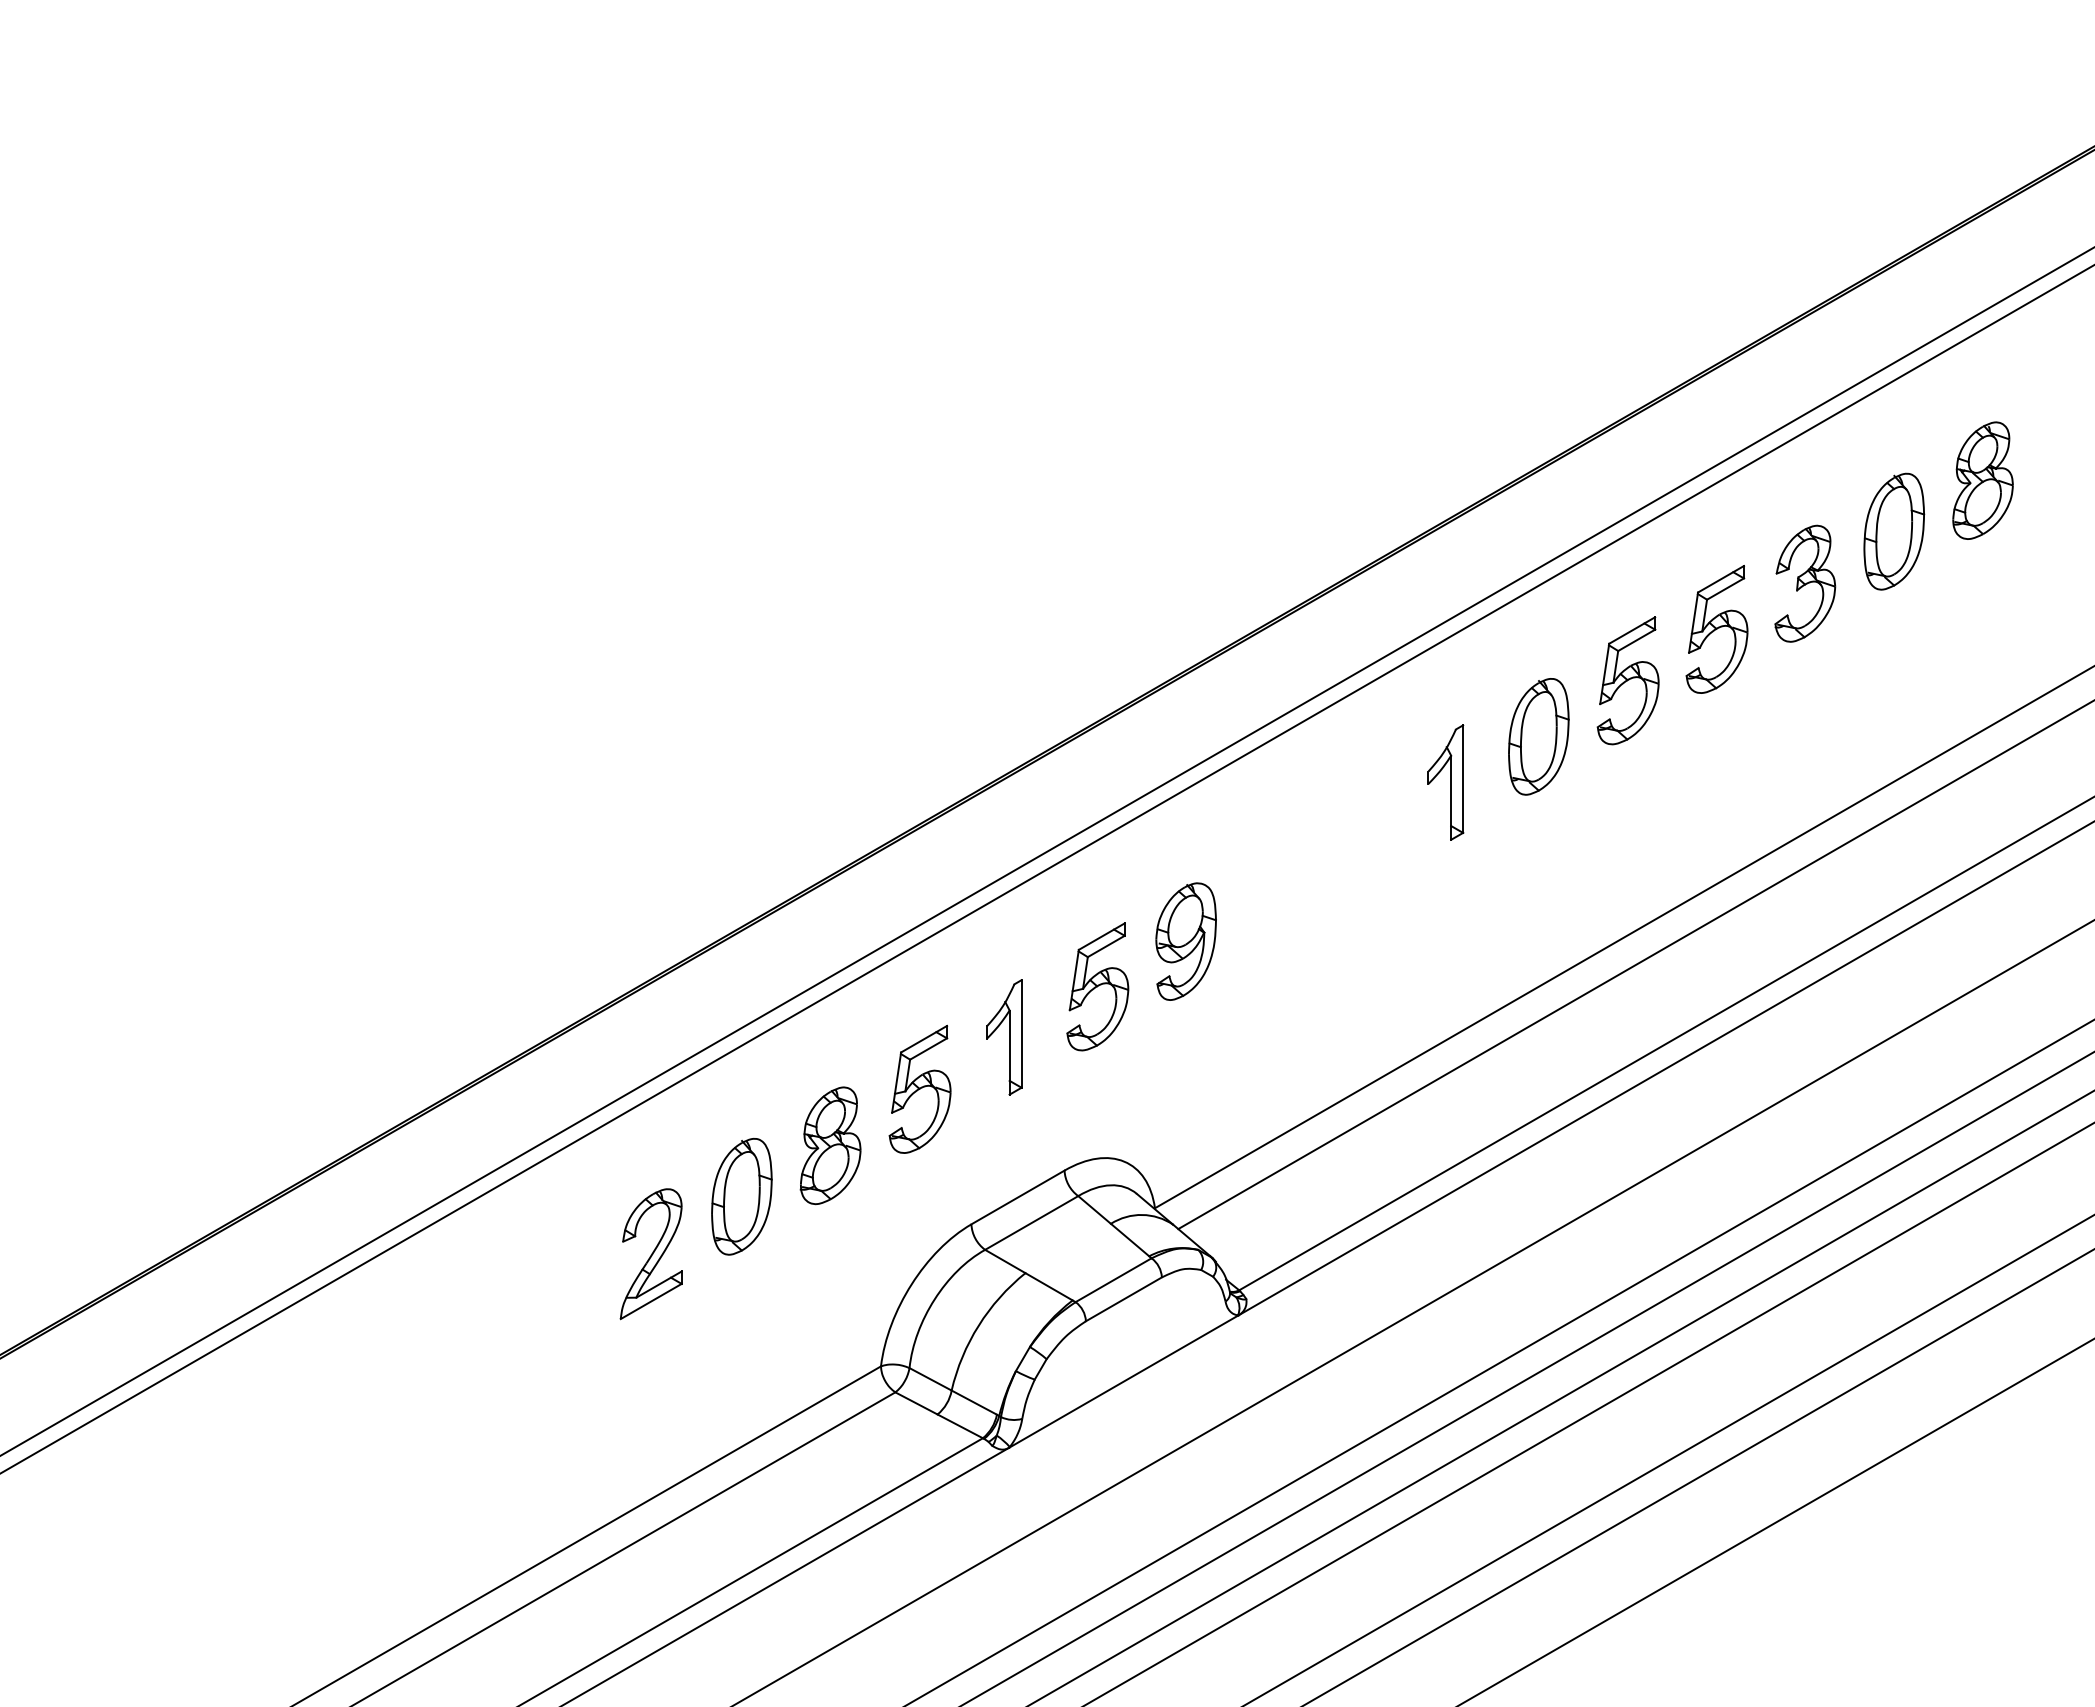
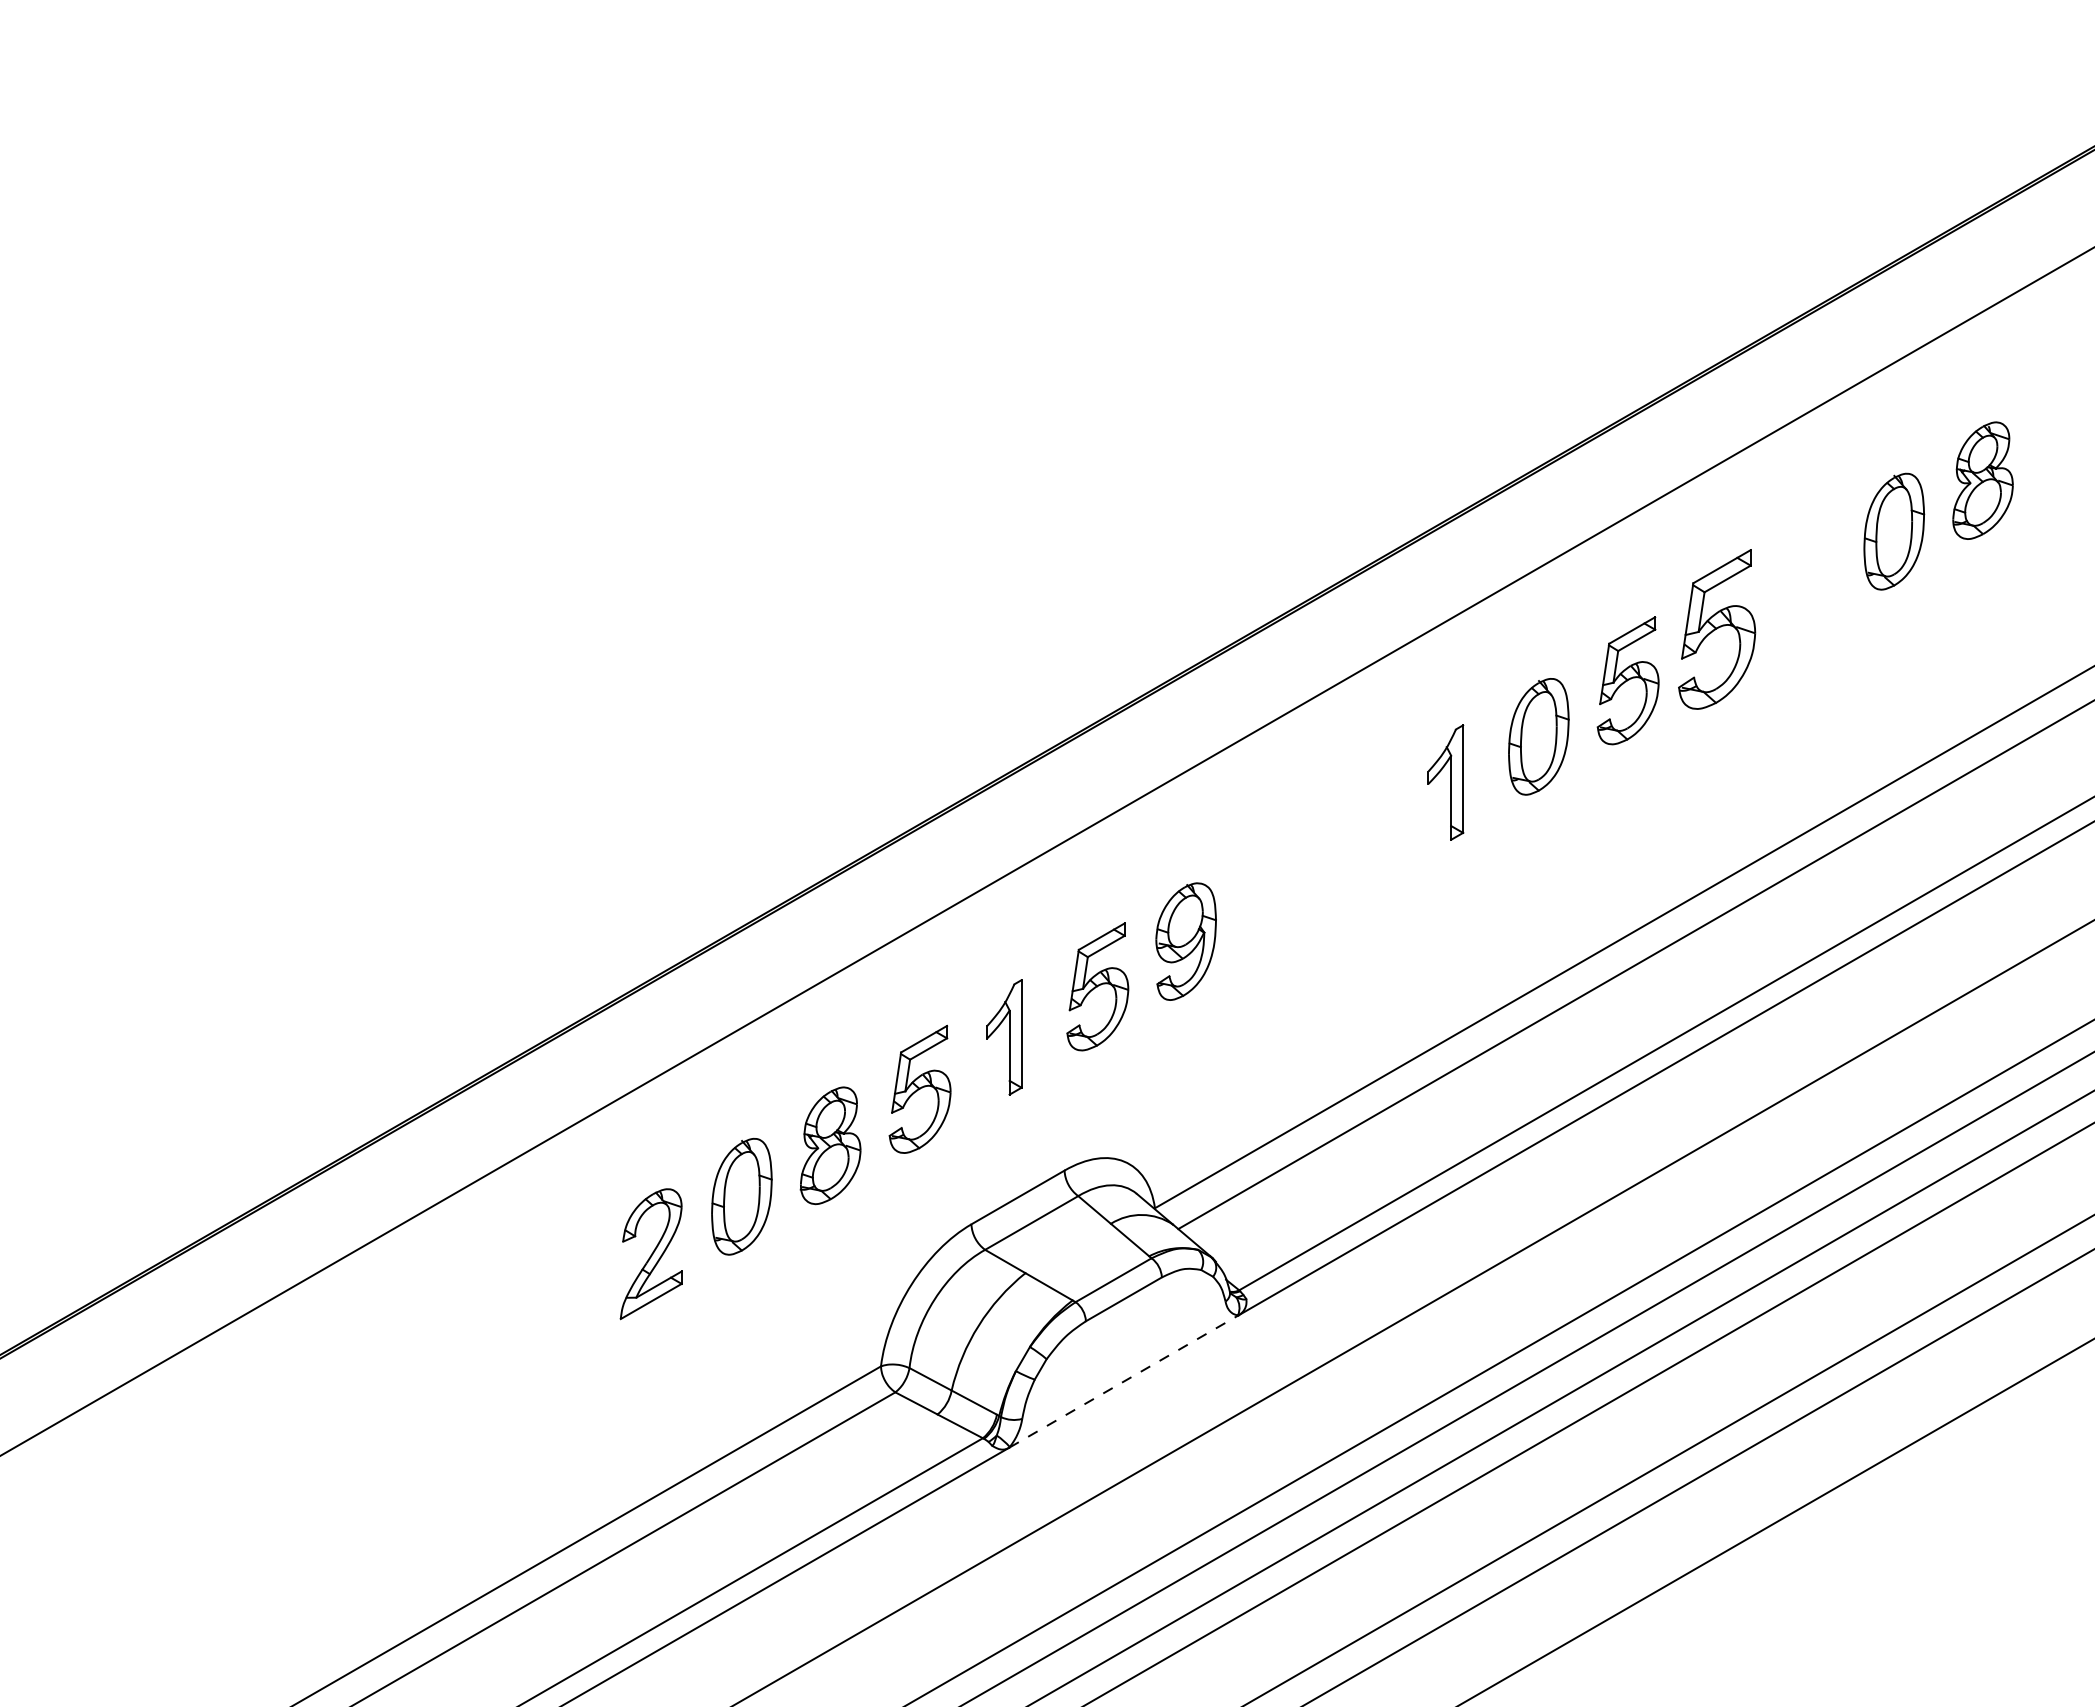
part: present -> none (1805, 583)
part size: 64x129 px -> 79x161 px (1717, 629)
line: present -> none (1046, 869)
line: solid -> dashed (1124, 1381)
